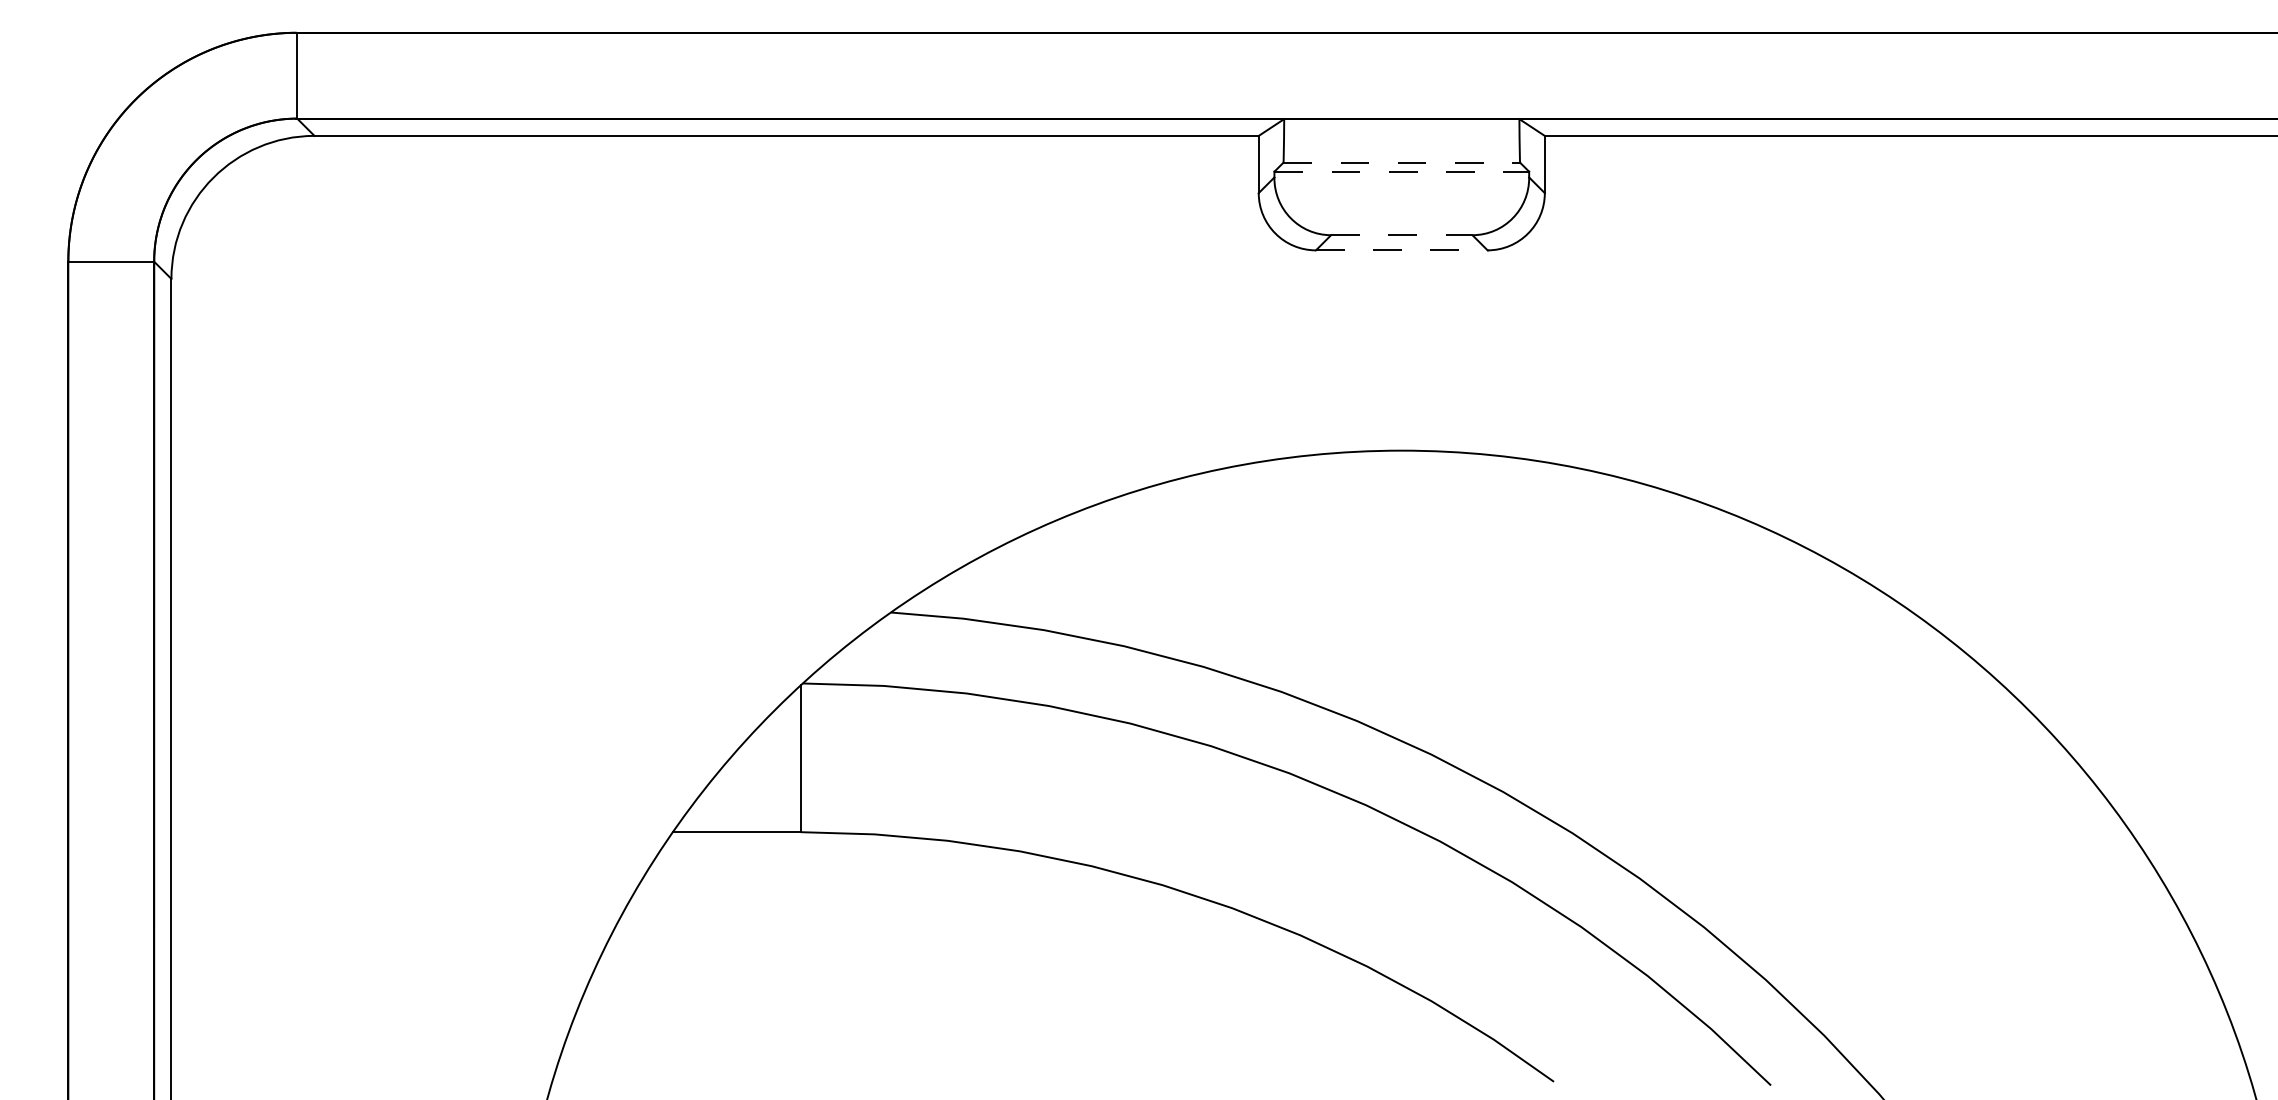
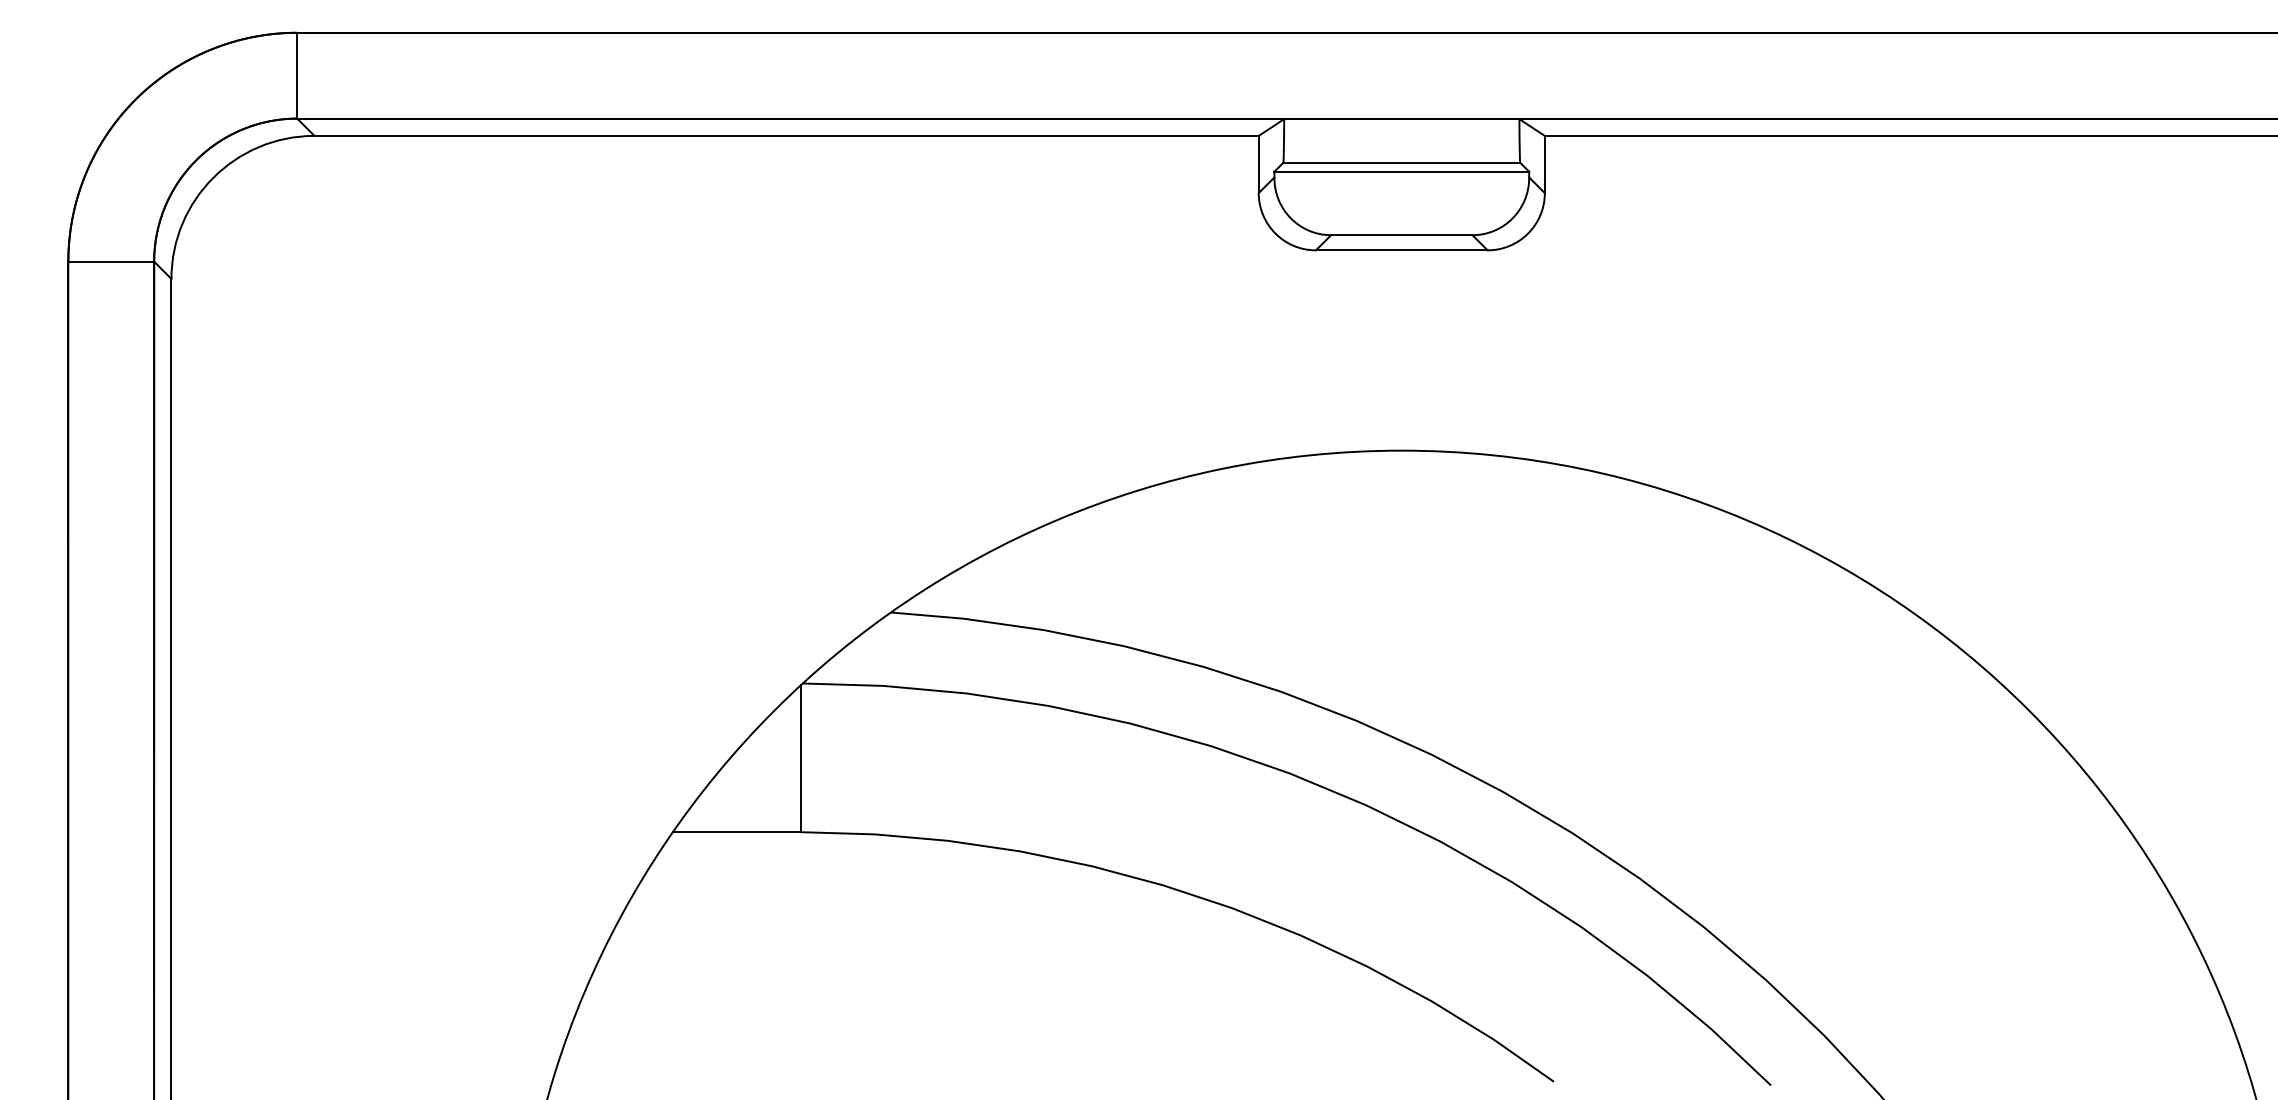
line: dashed -> solid (1402, 162)
line: dashed -> solid (1402, 171)
line: dashed -> solid (1401, 235)
line: dashed -> solid (1401, 250)
